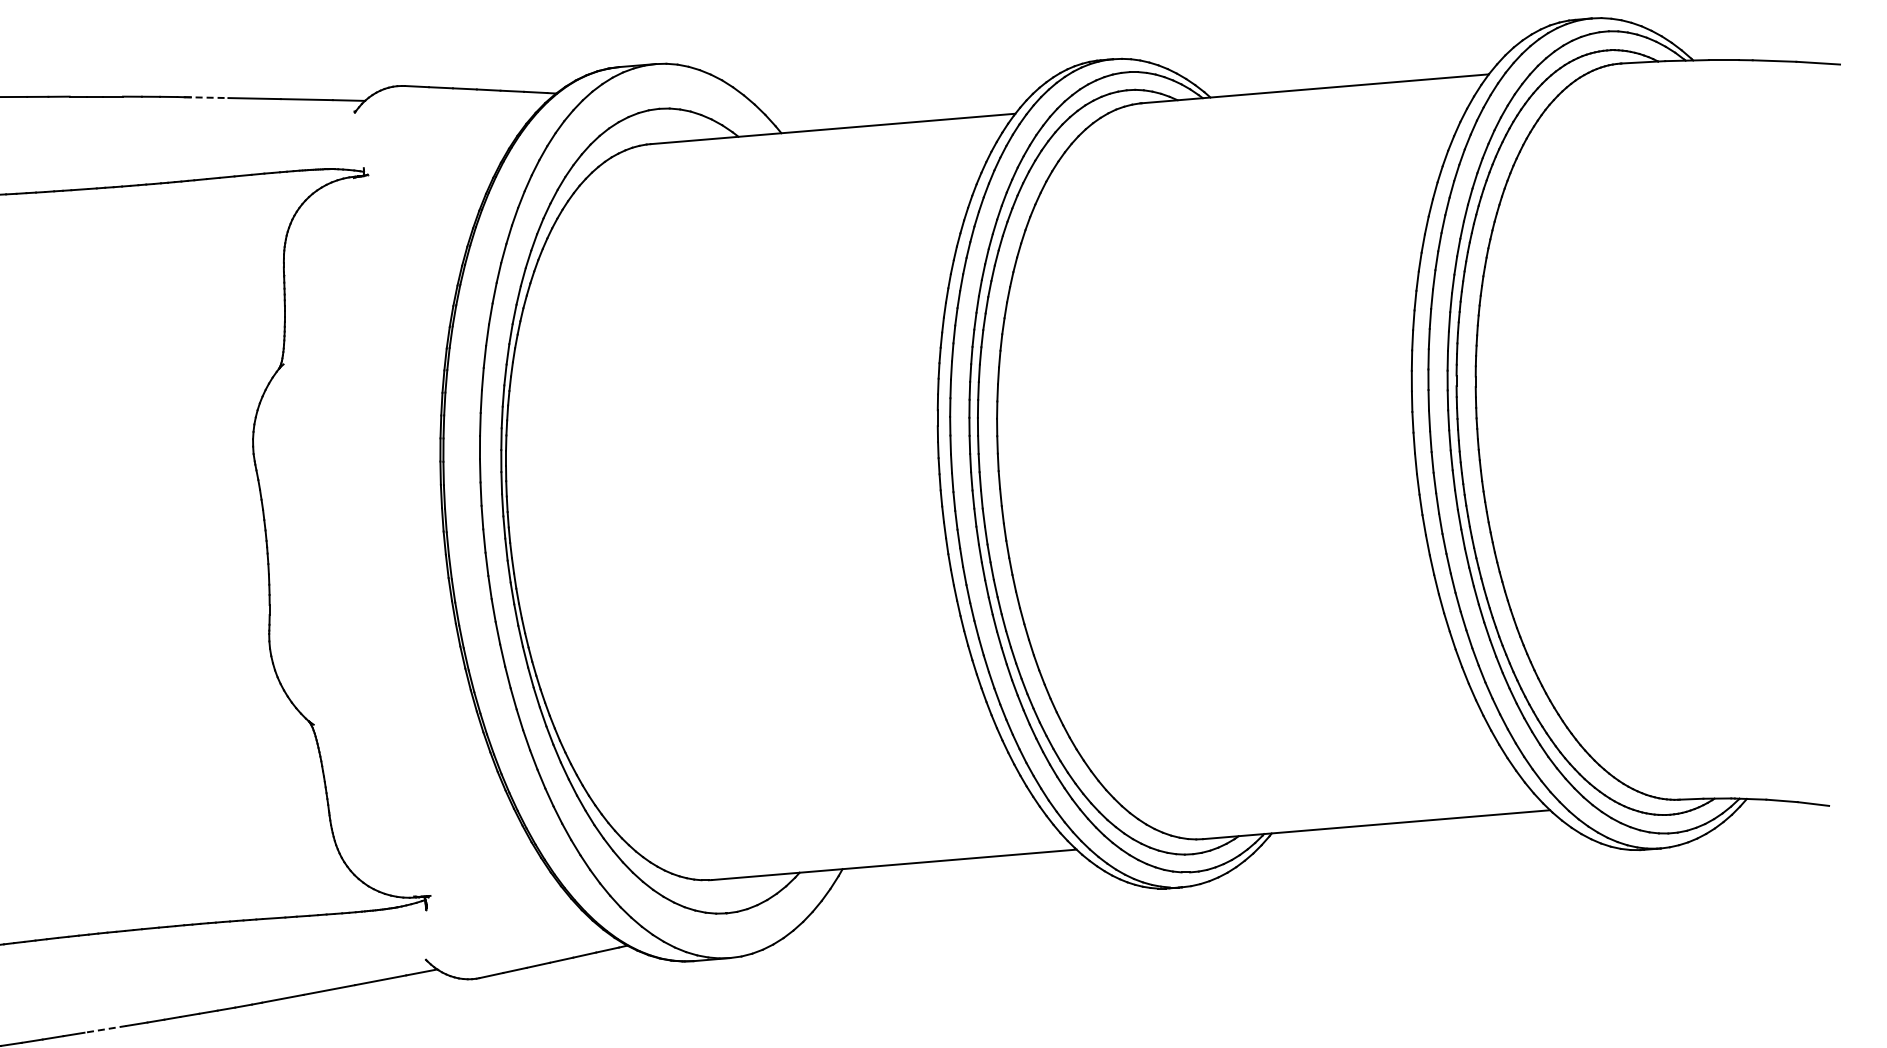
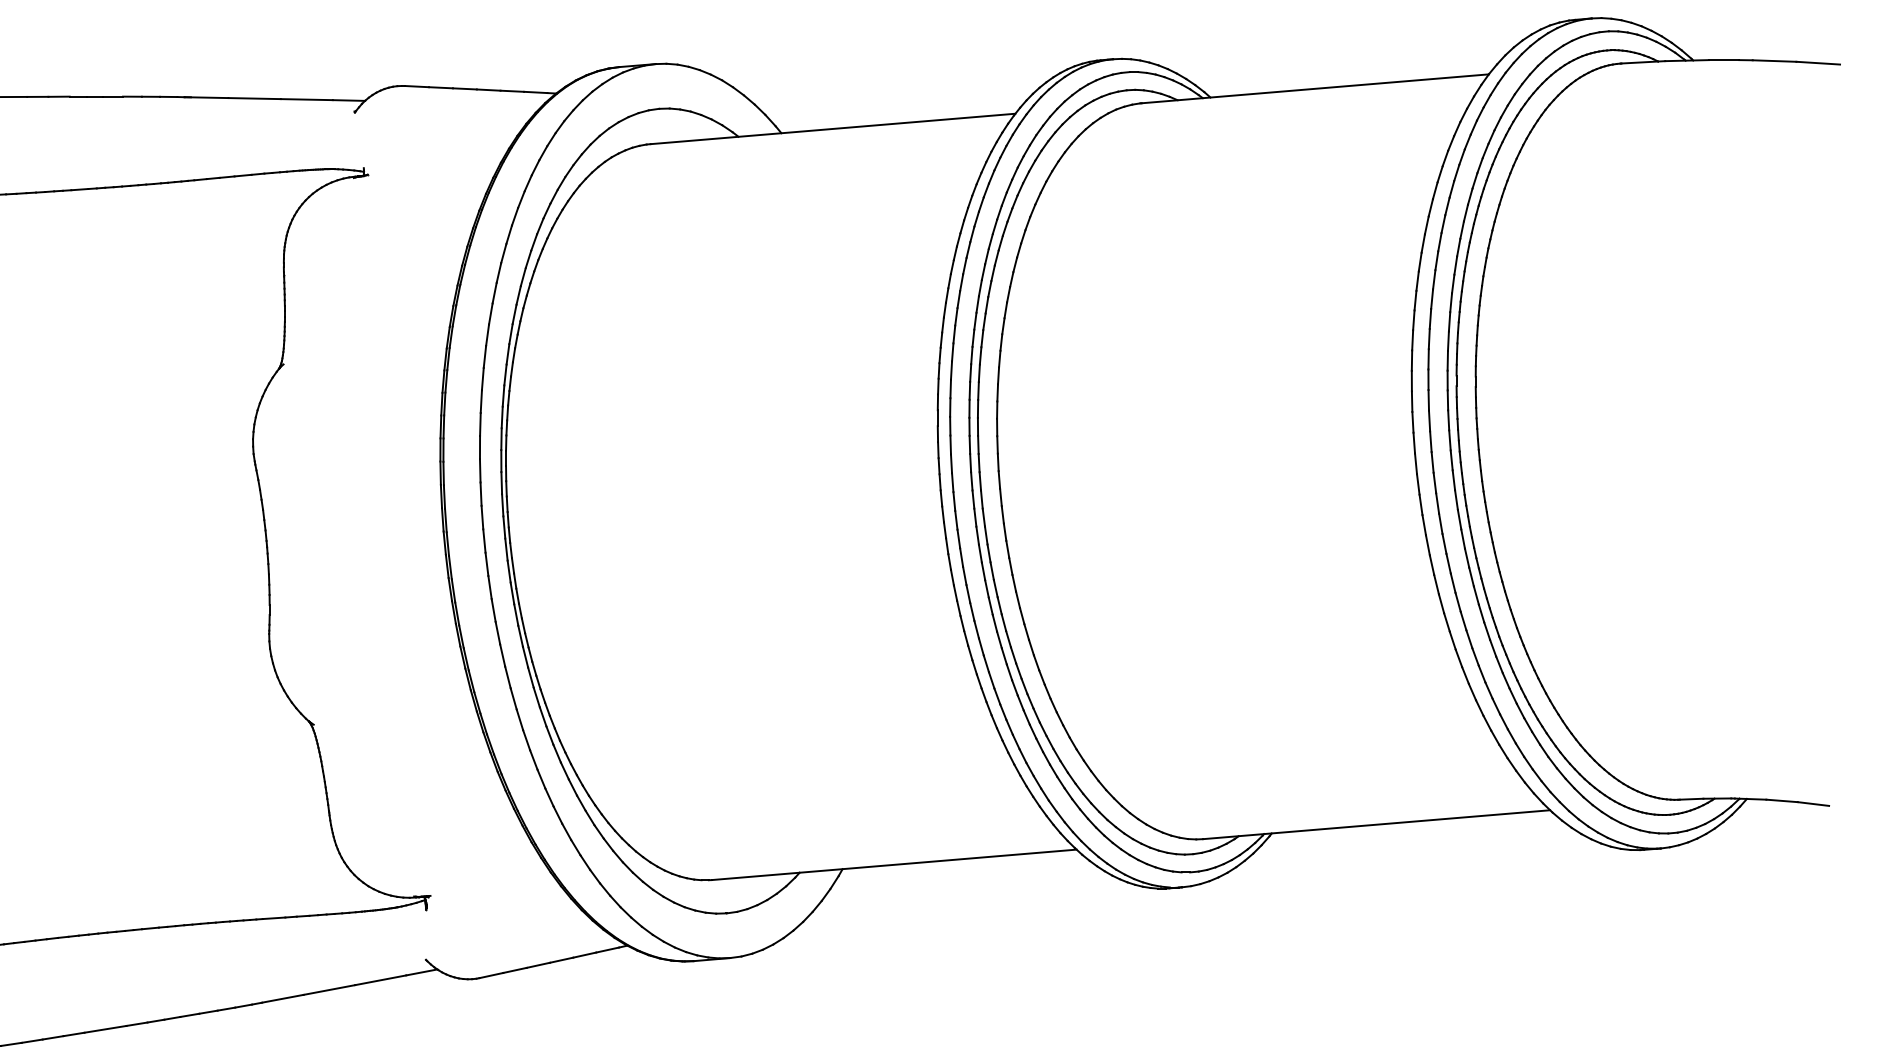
line: dashed -> solid (206, 97)
line: dashed -> solid (105, 1029)
